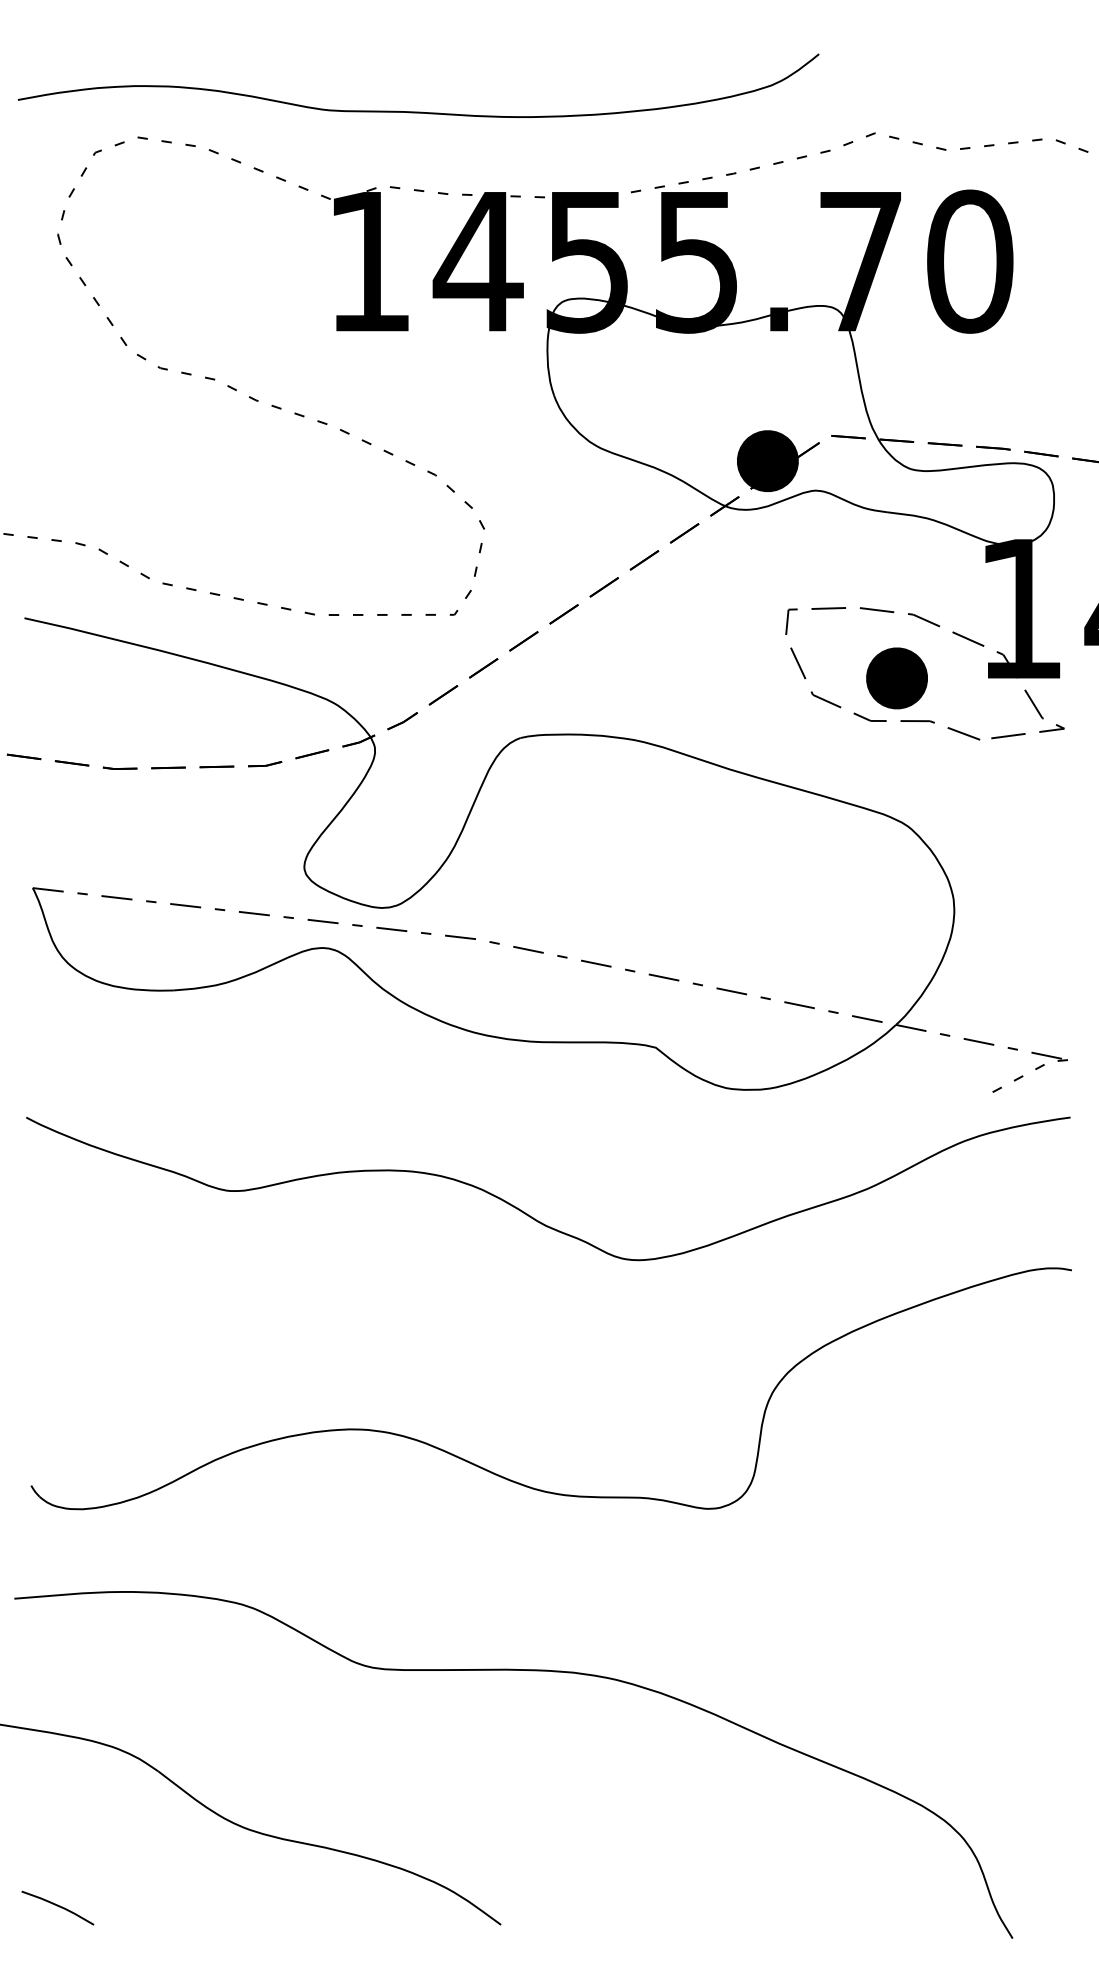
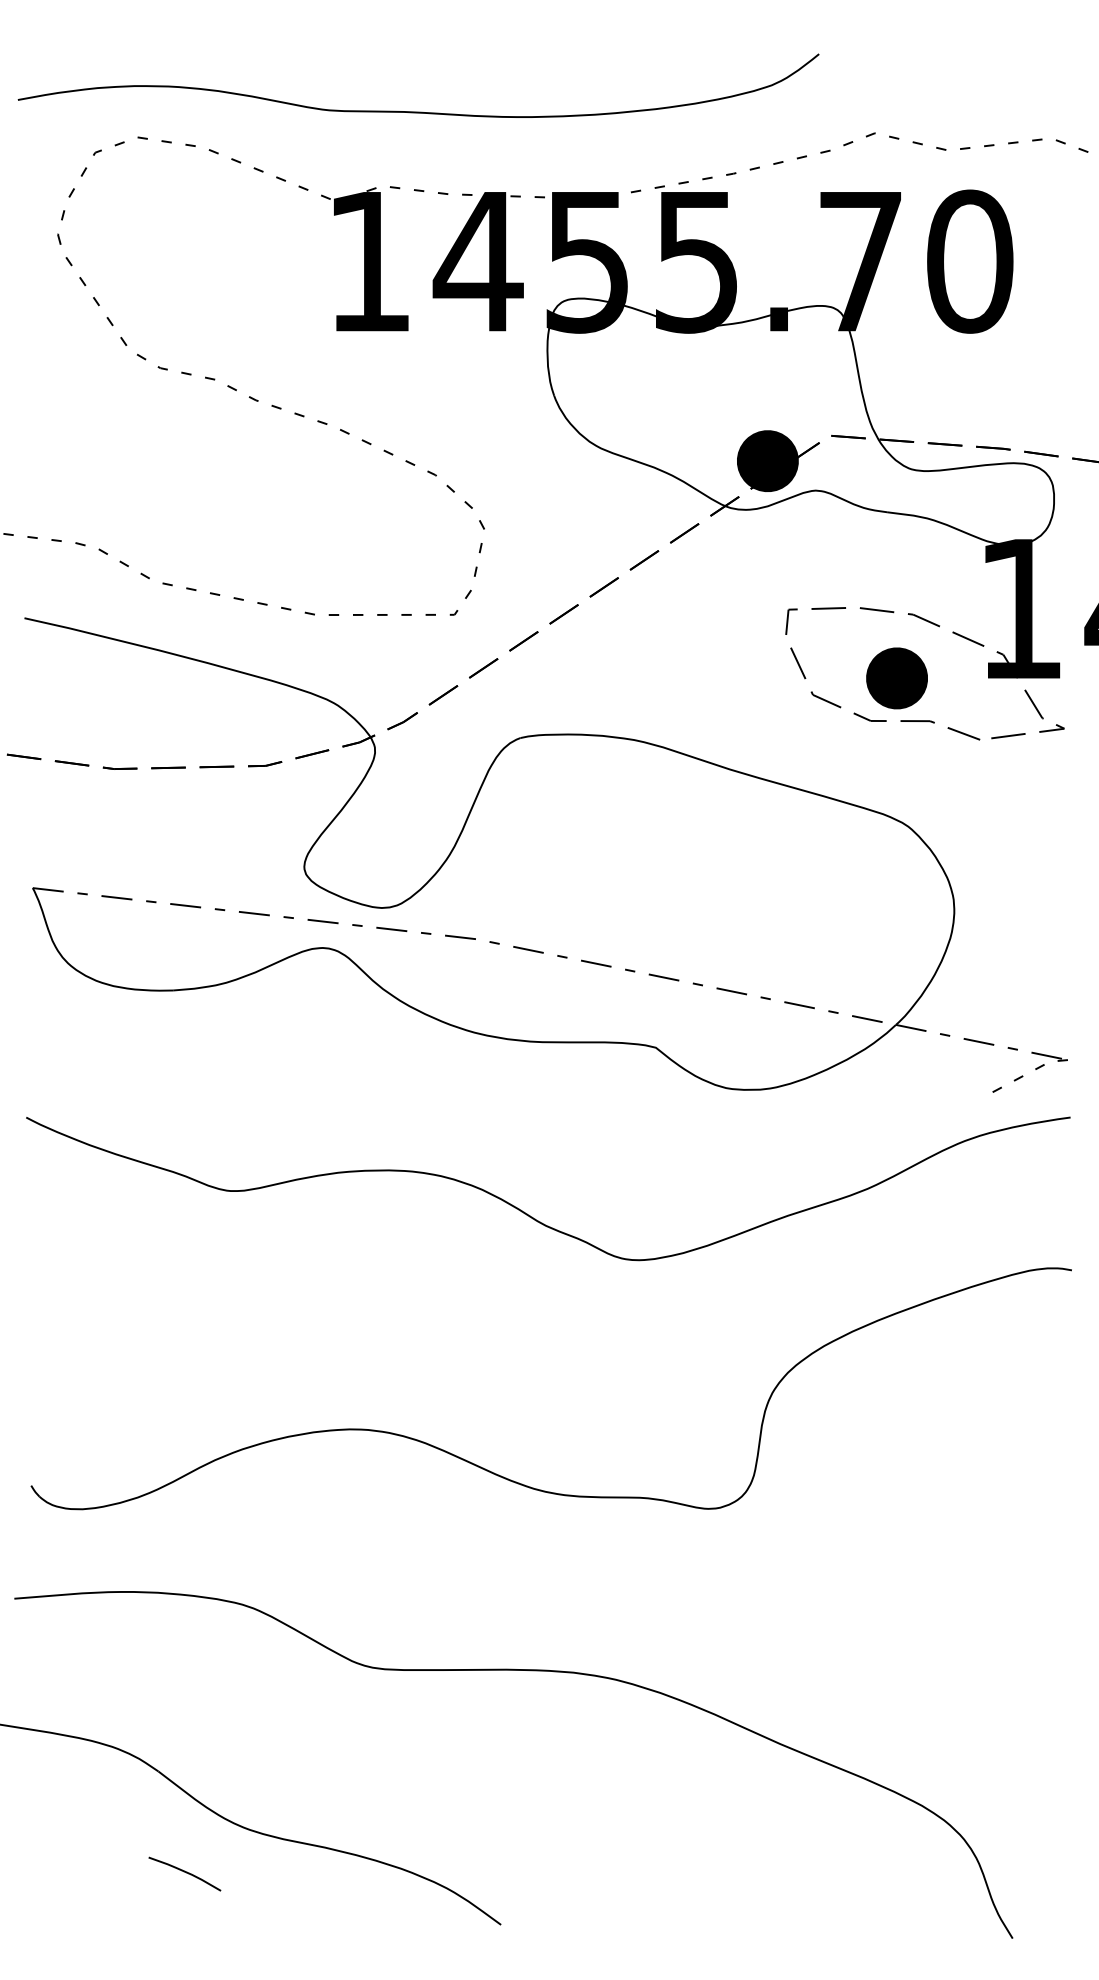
curve position: (57, 1906) -> (184, 1872) (184, 1872)
